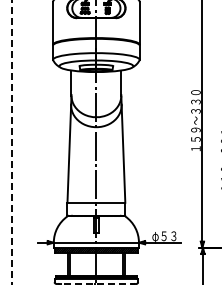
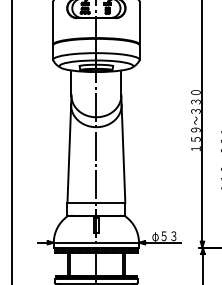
line: dashed -> solid (11, 142)
line: dashed -> solid (95, 283)
